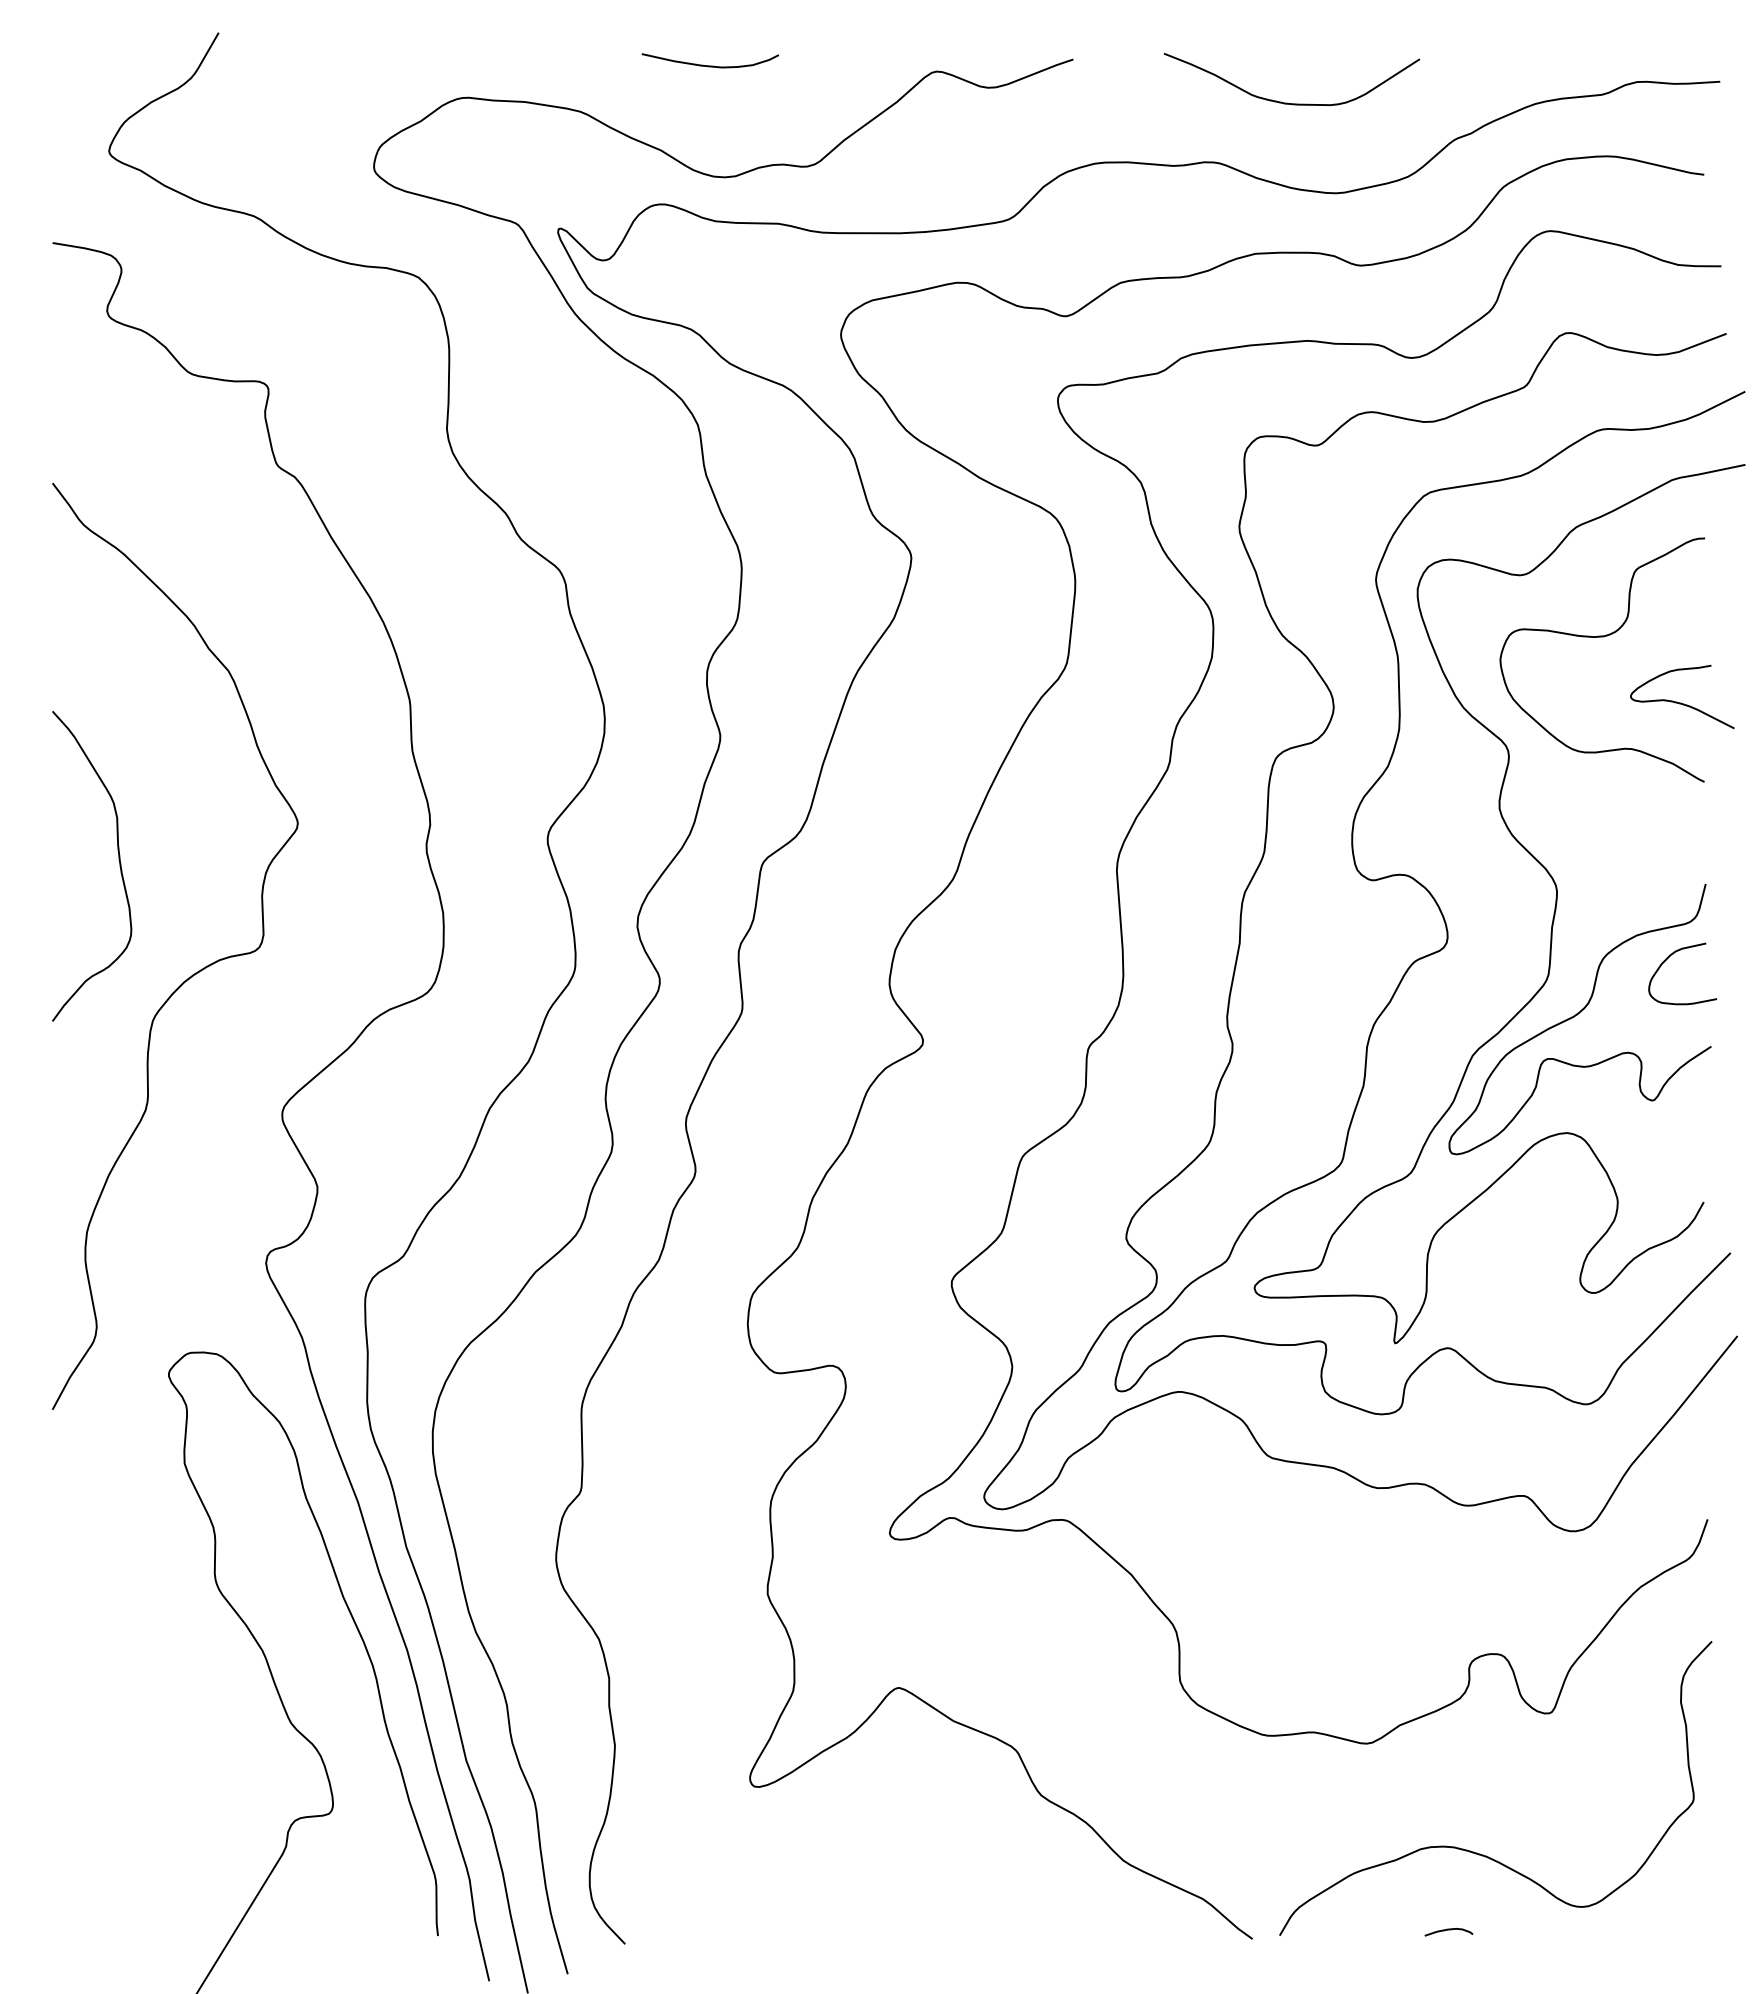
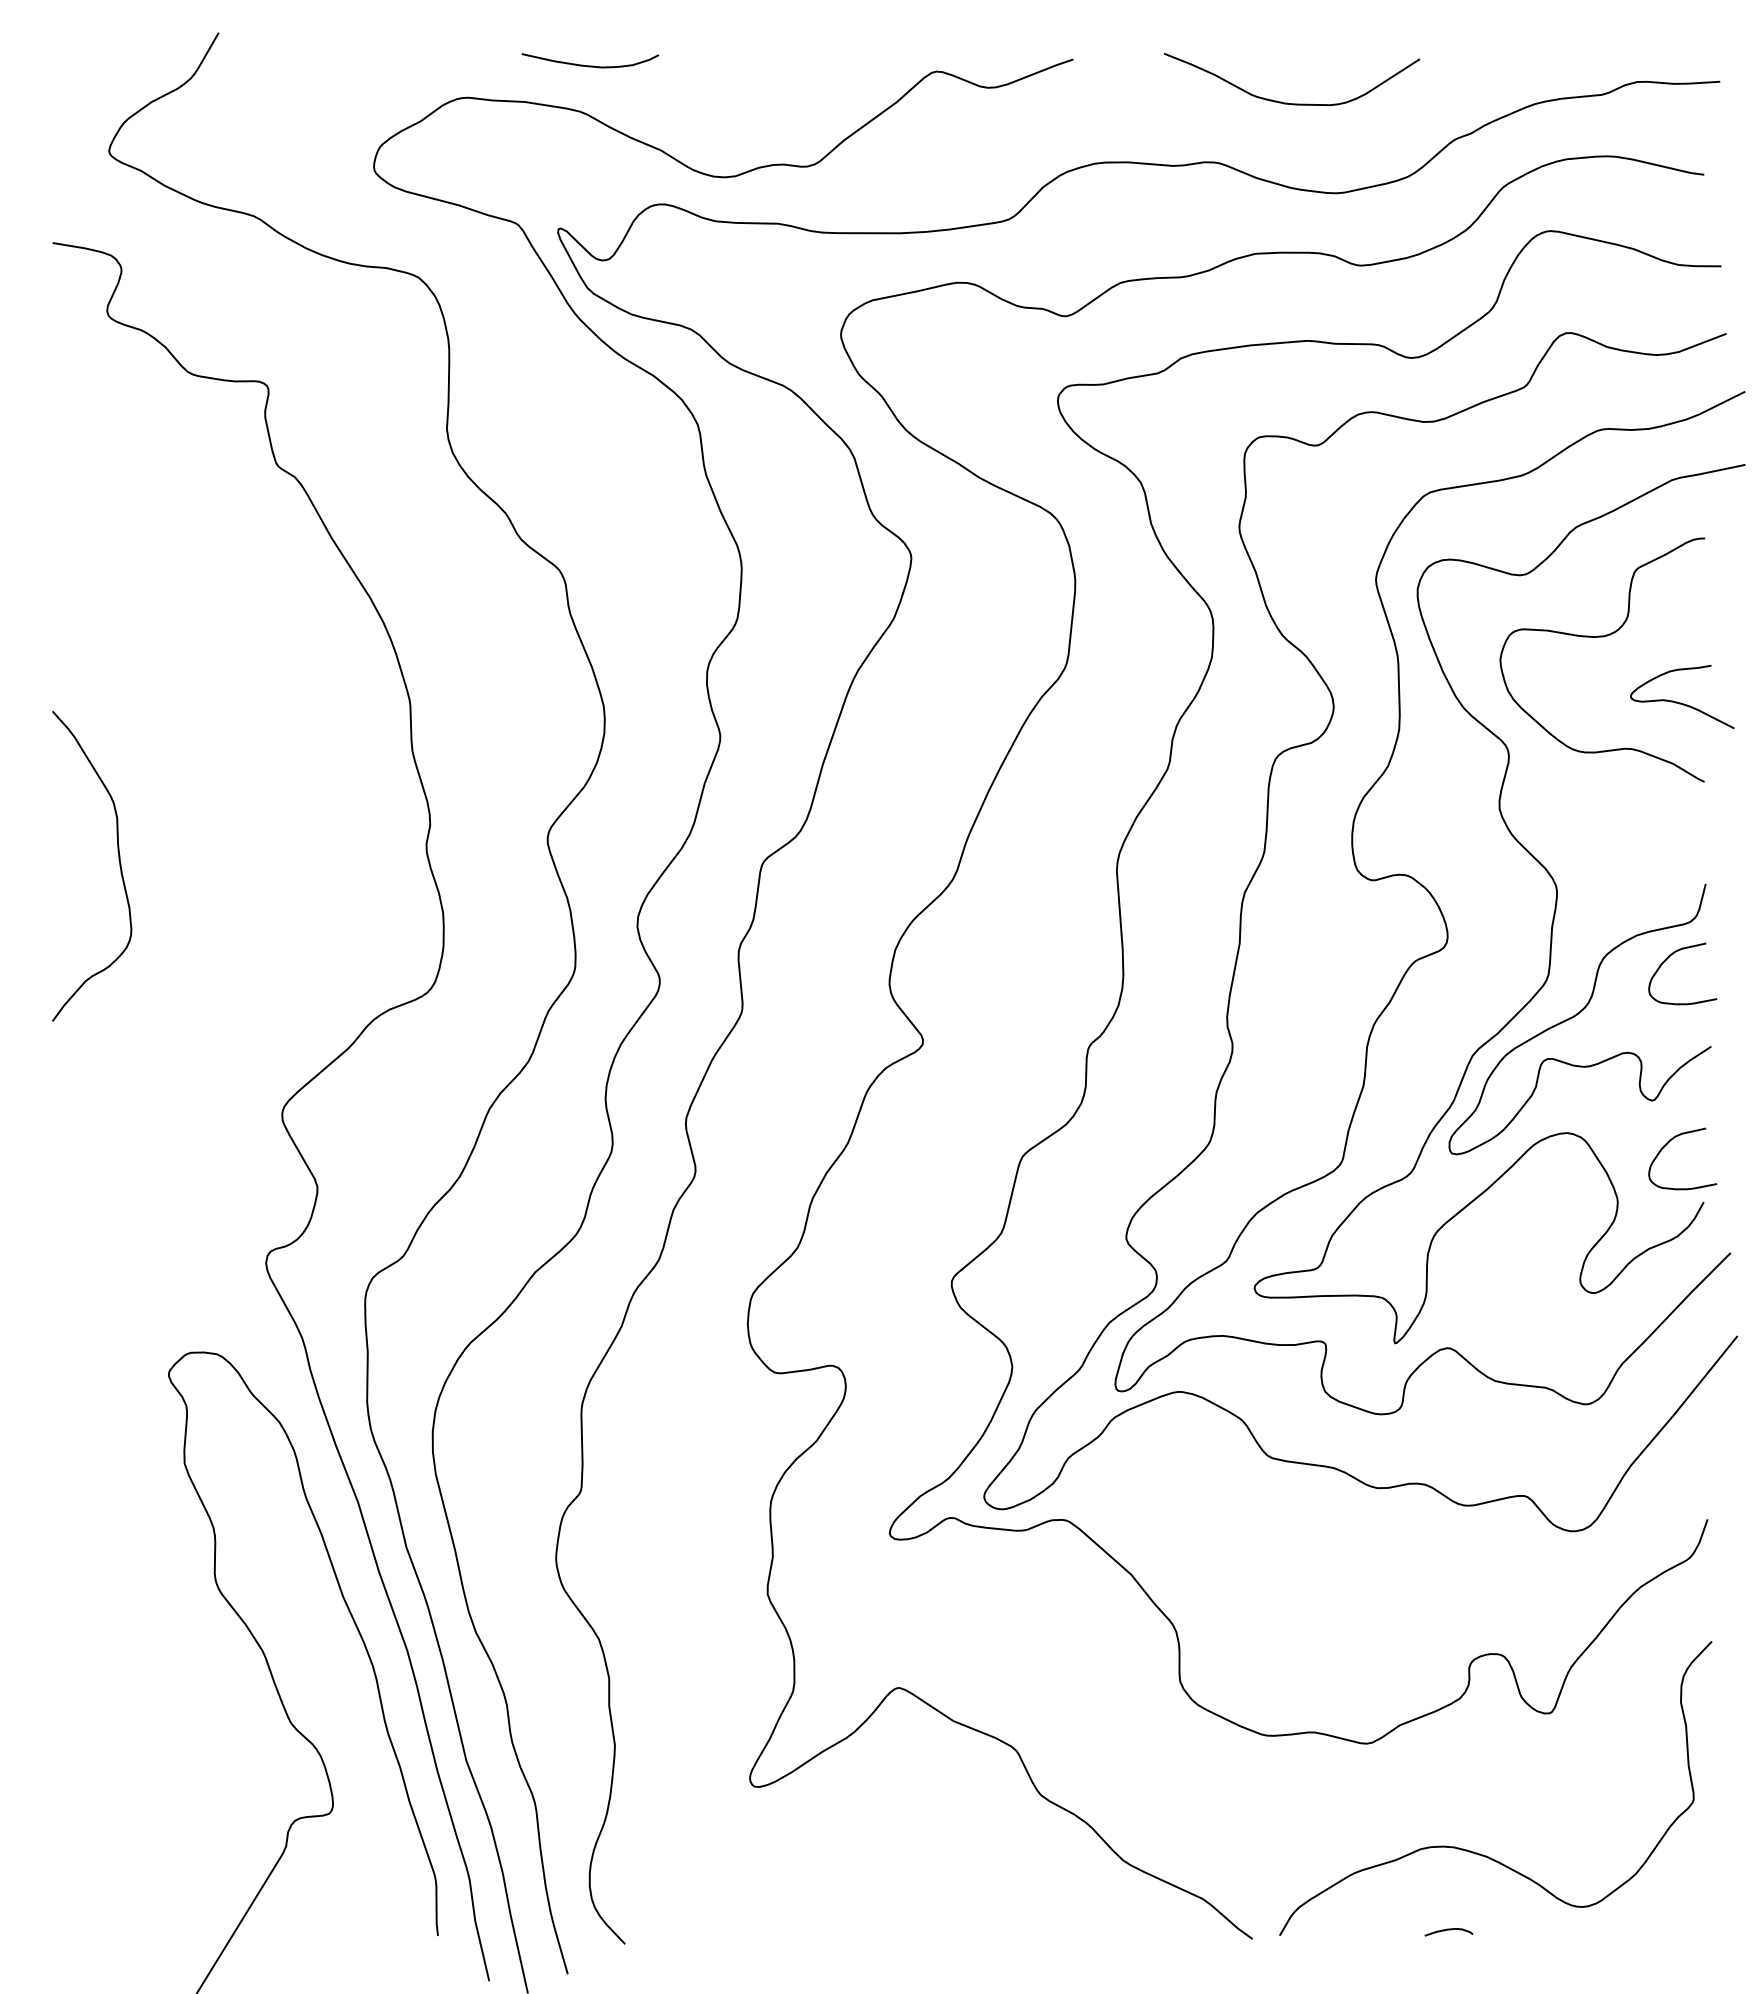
curve position: (710, 65) -> (590, 65) (590, 65)
curve: present -> none (195, 972)
curve: none -> present (1668, 1143)
